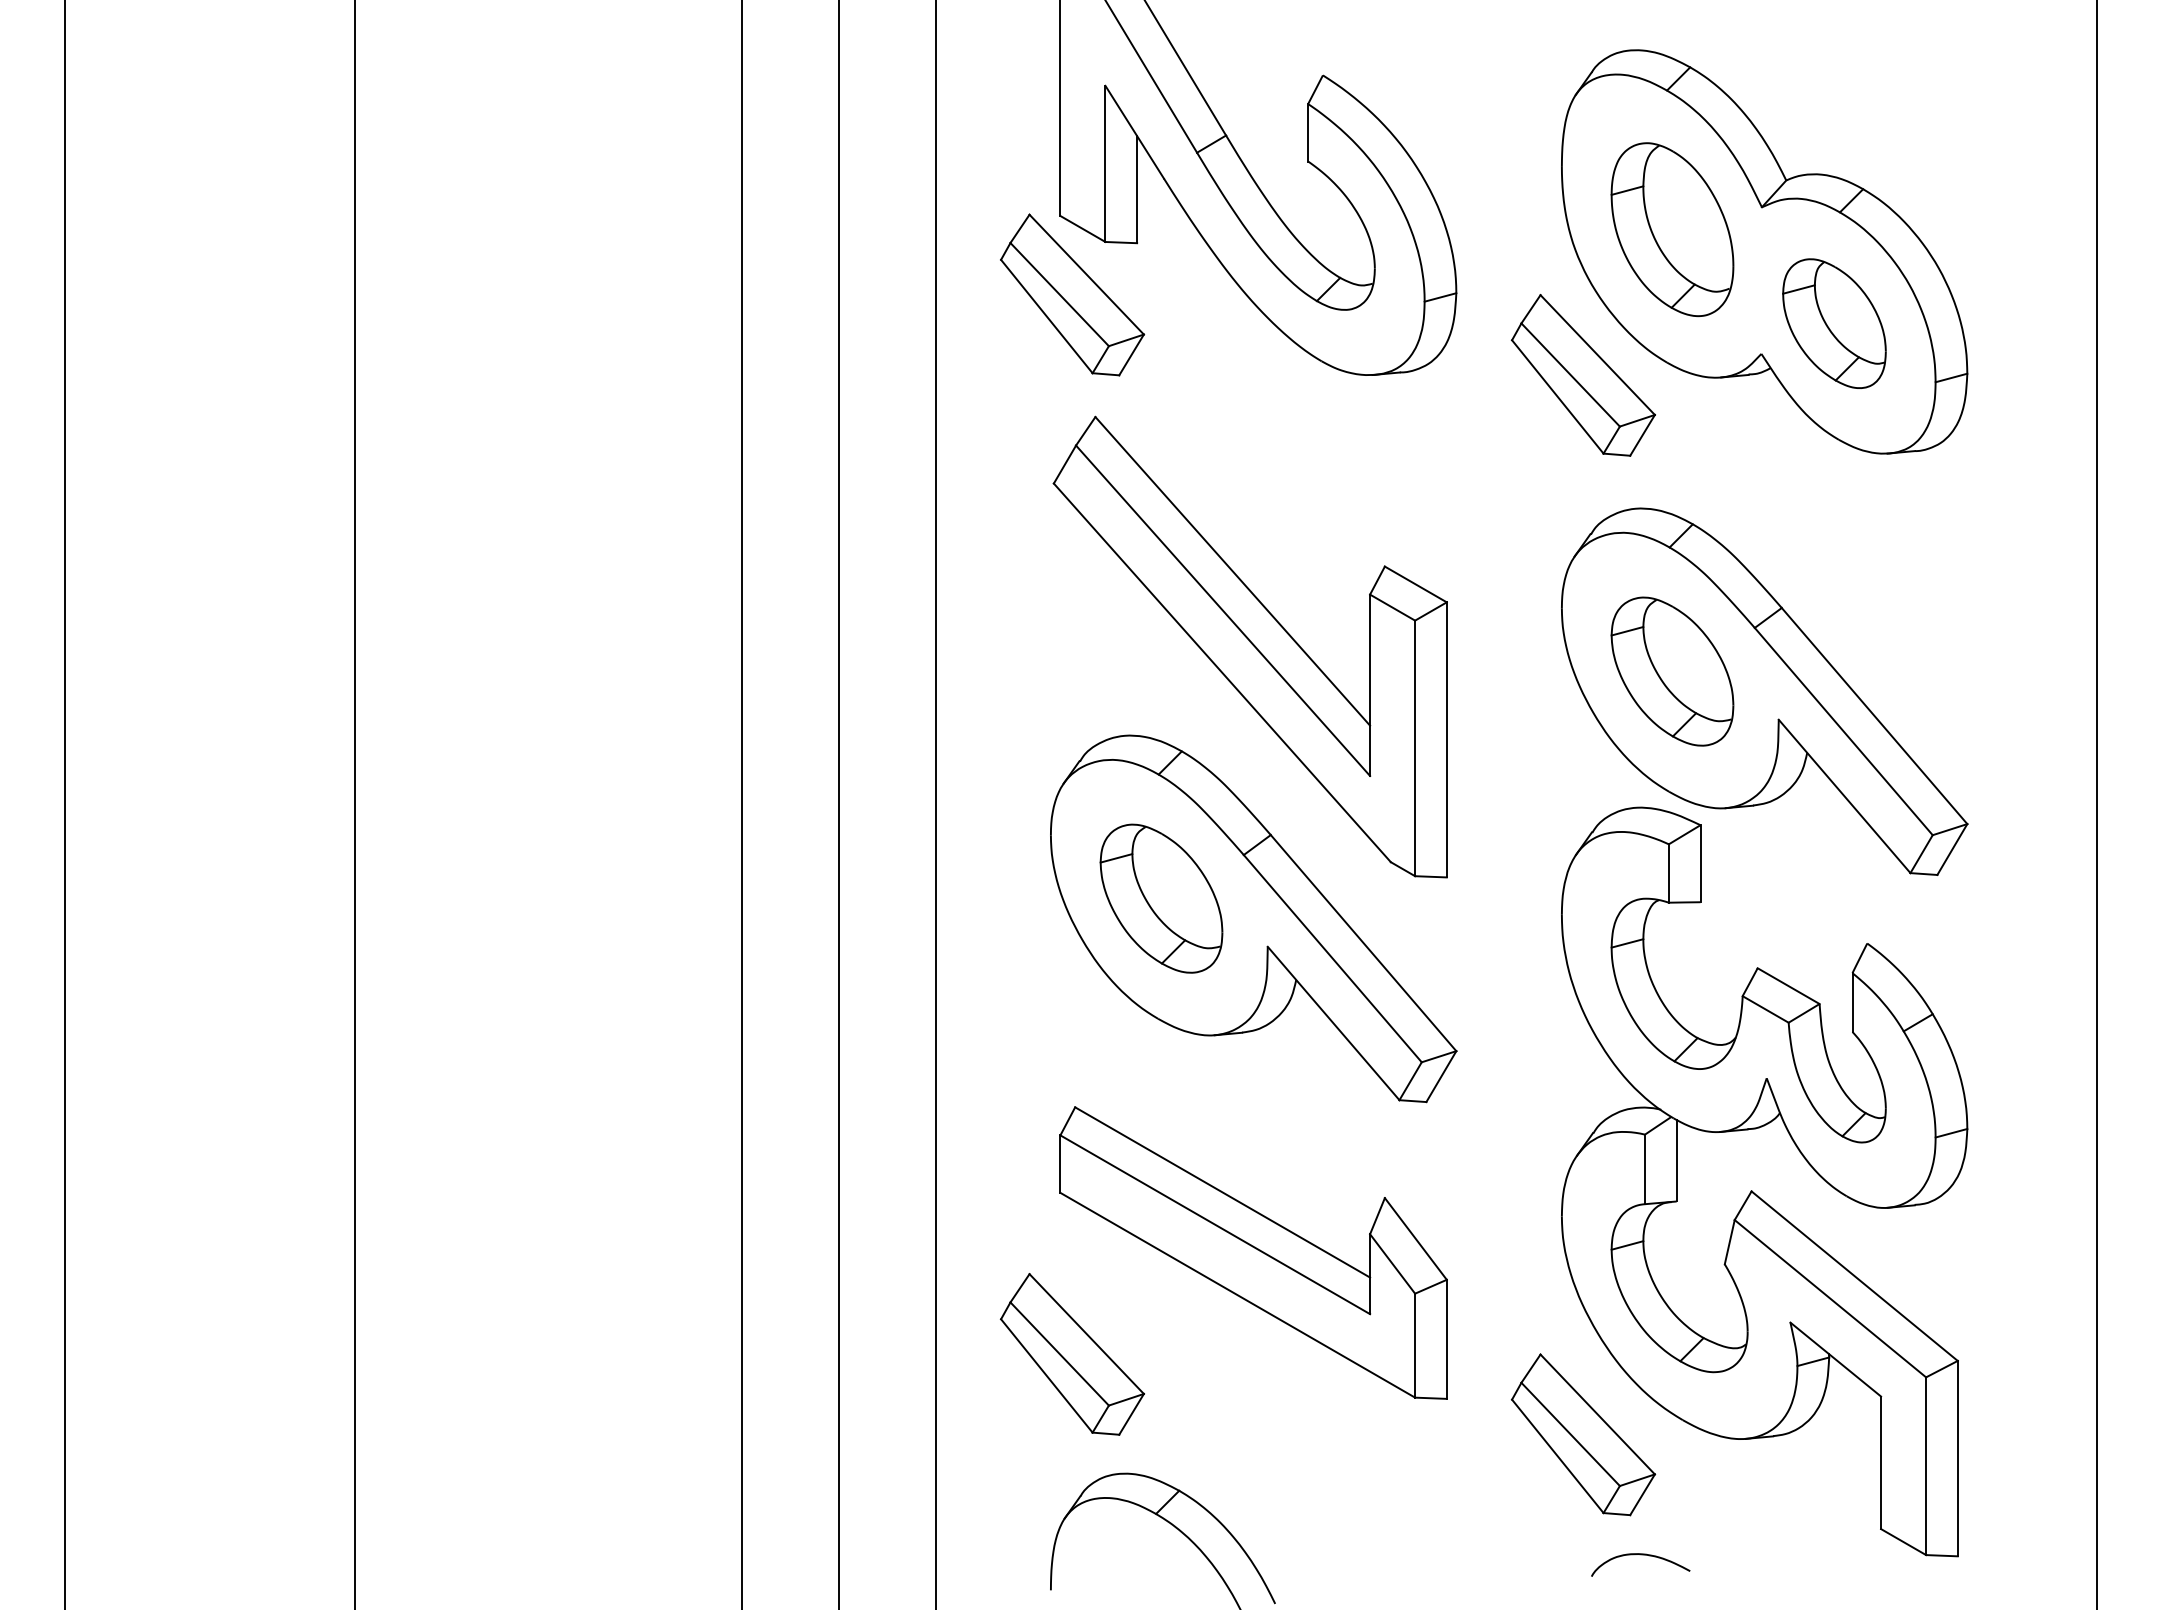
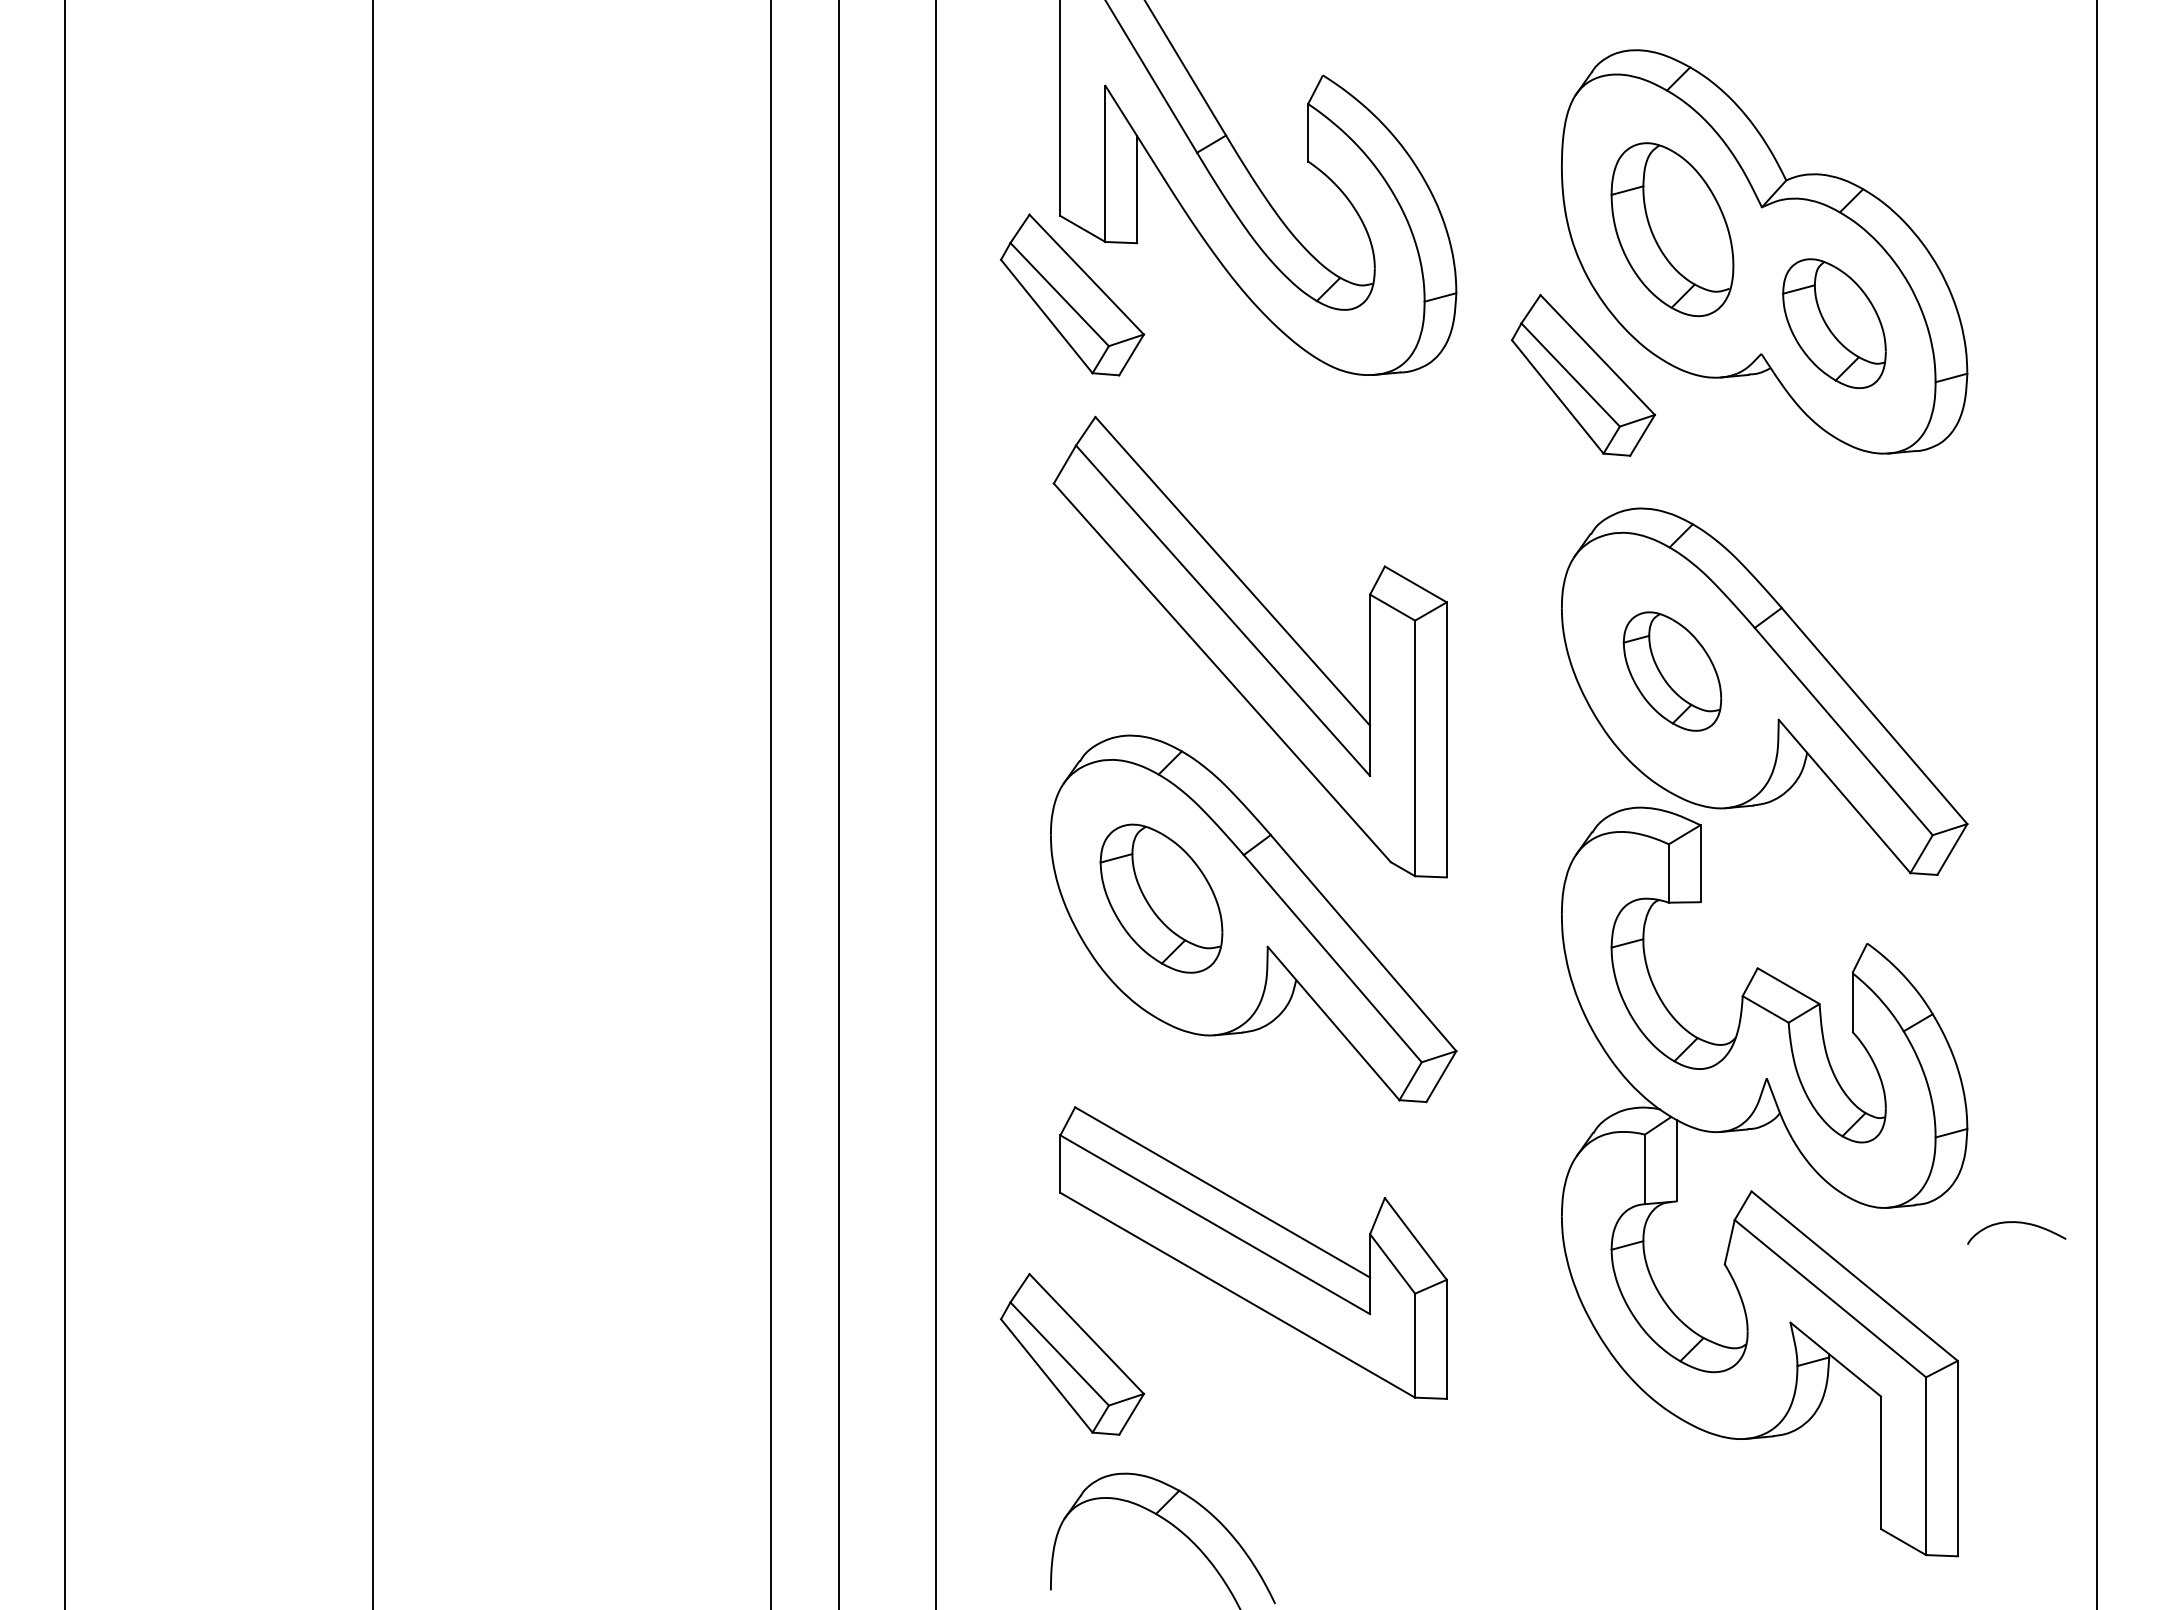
part size: 125x151 px -> 101x121 px (1672, 671)
line position: (355, 804) -> (373, 804) (373, 804)
line position: (742, 804) -> (771, 804) (771, 804)
part: present -> none (1583, 1434)
curve position: (1640, 1555) -> (2016, 1223) (2016, 1223)
